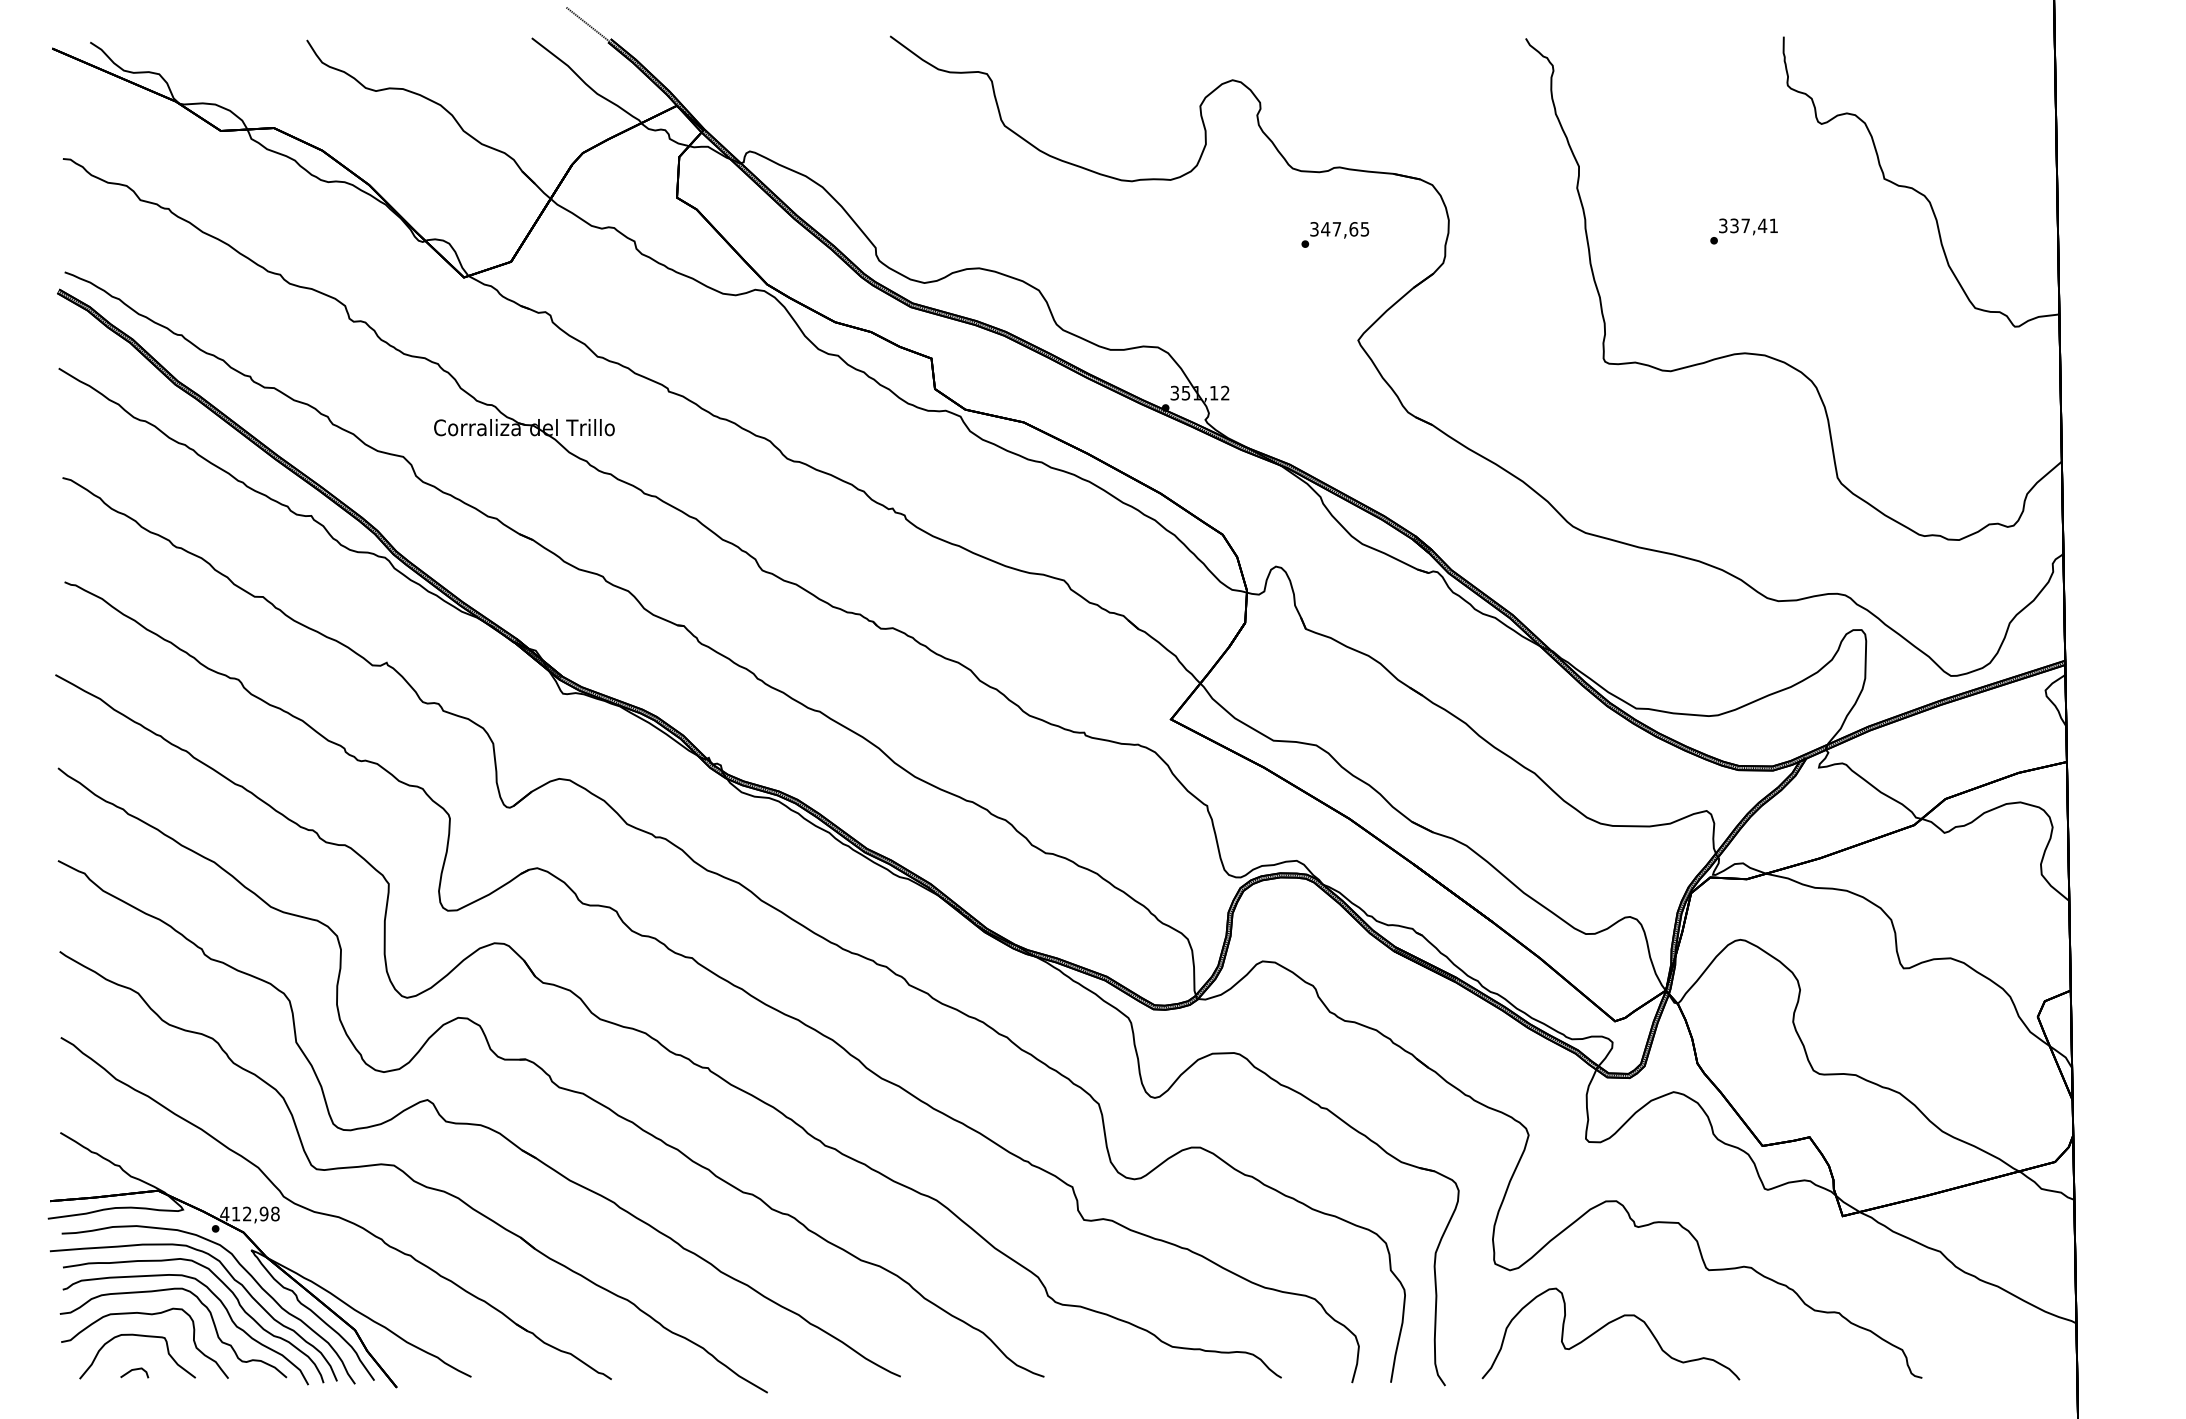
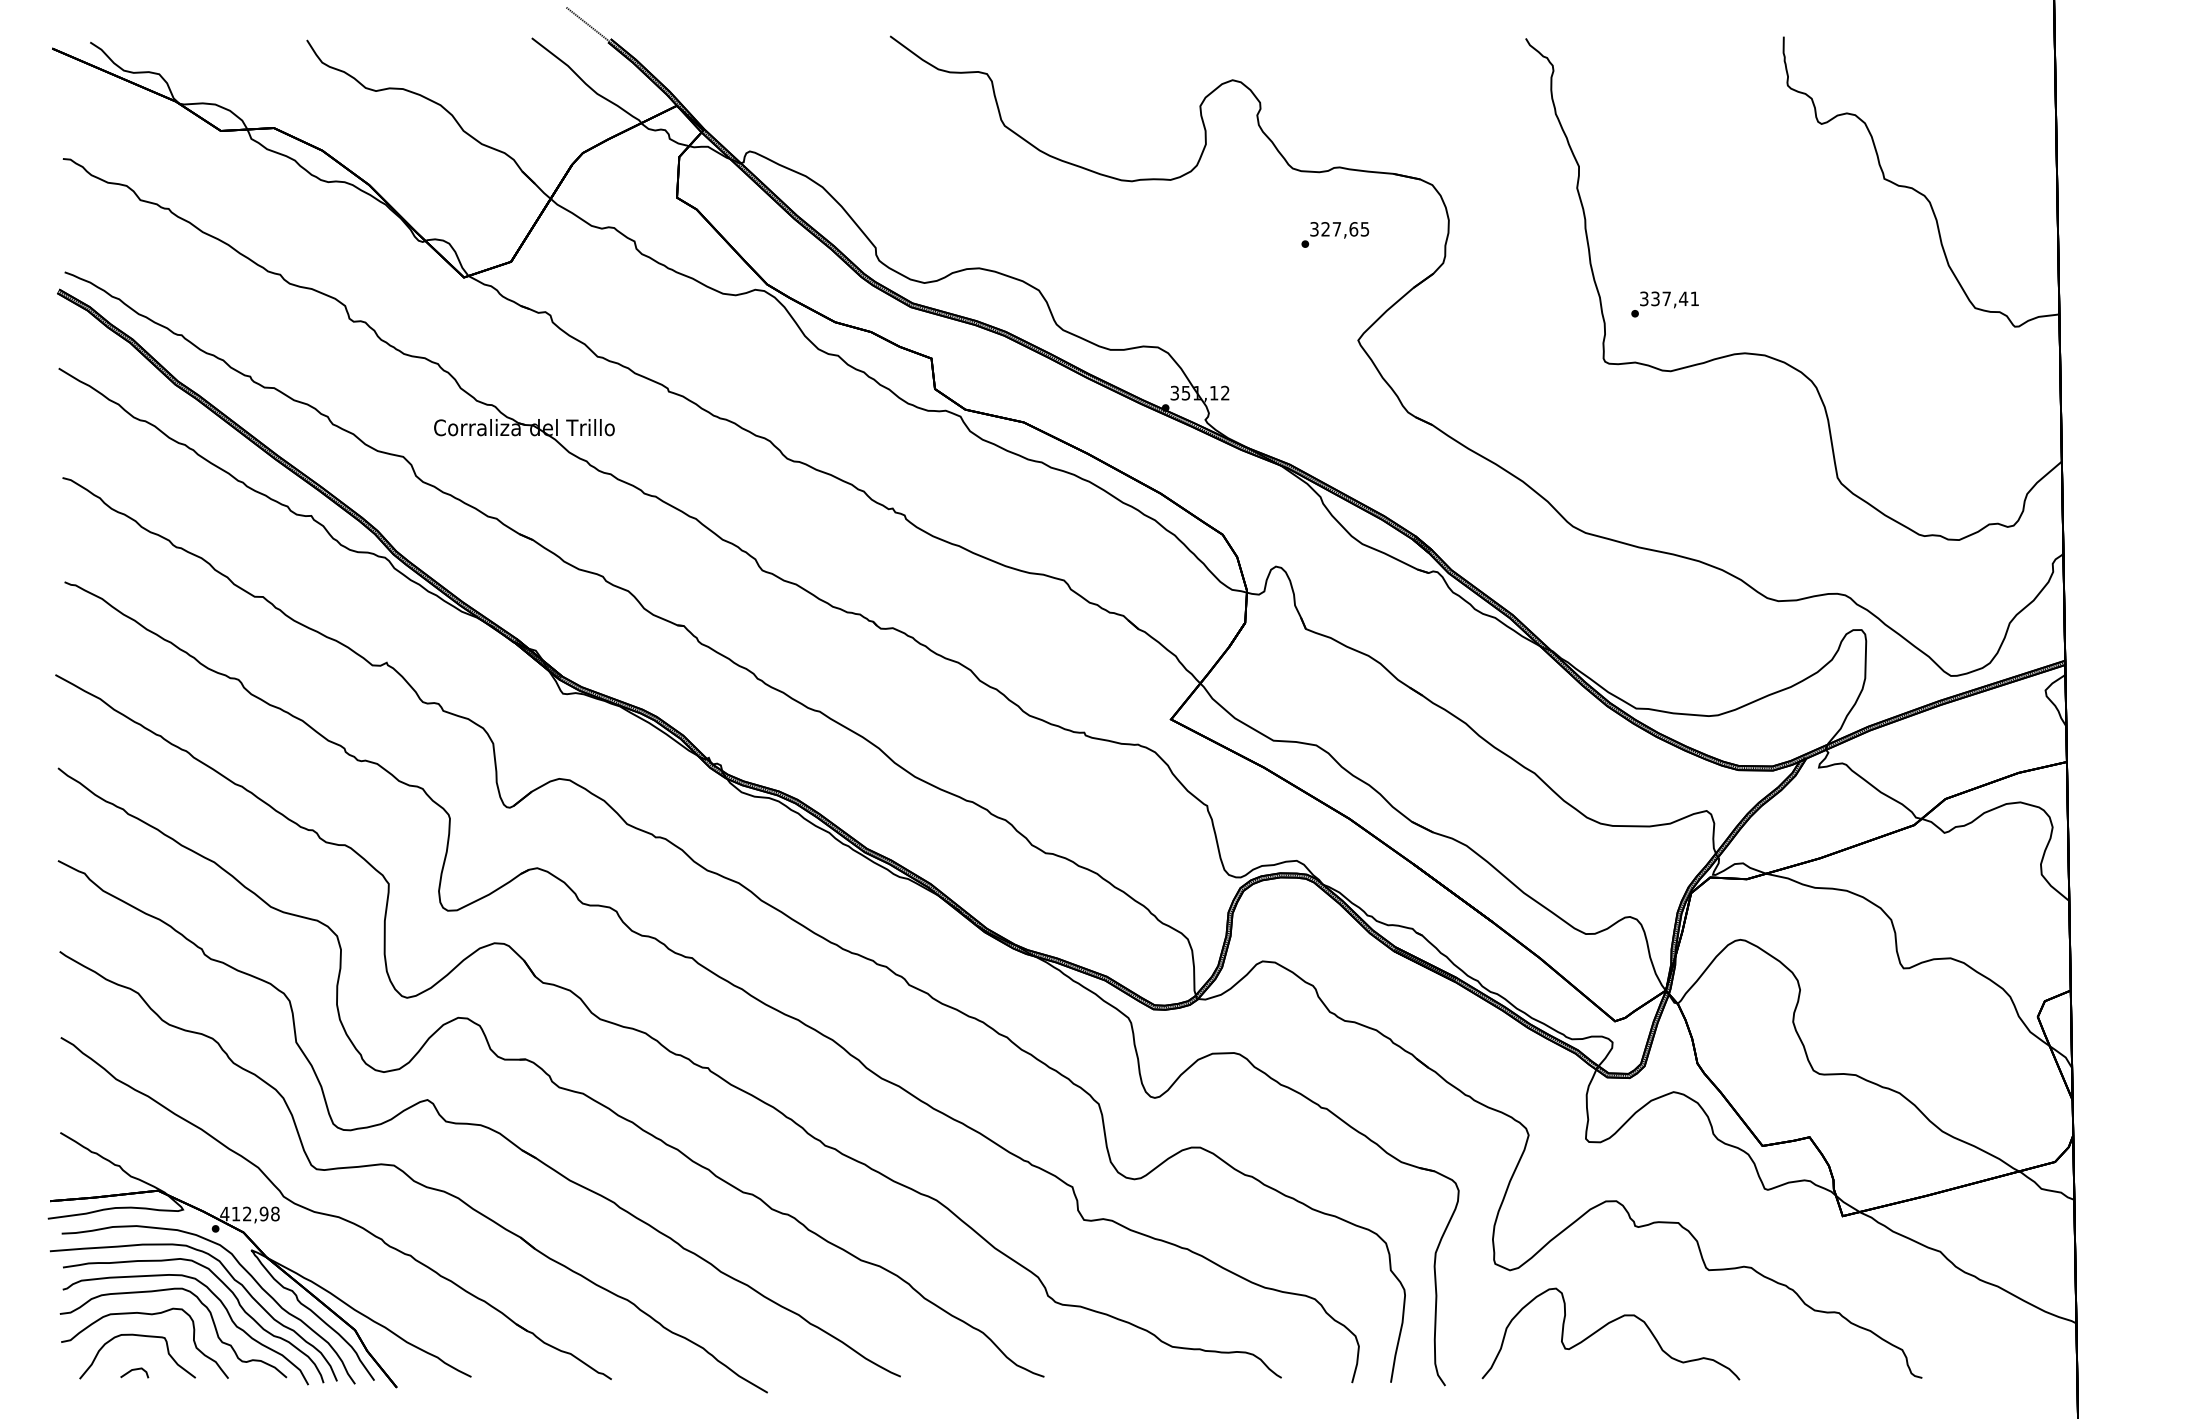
text: 347,65 -> 327,65 (1325, 229)
text position: (1743, 231) -> (1664, 304) (1664, 304)
